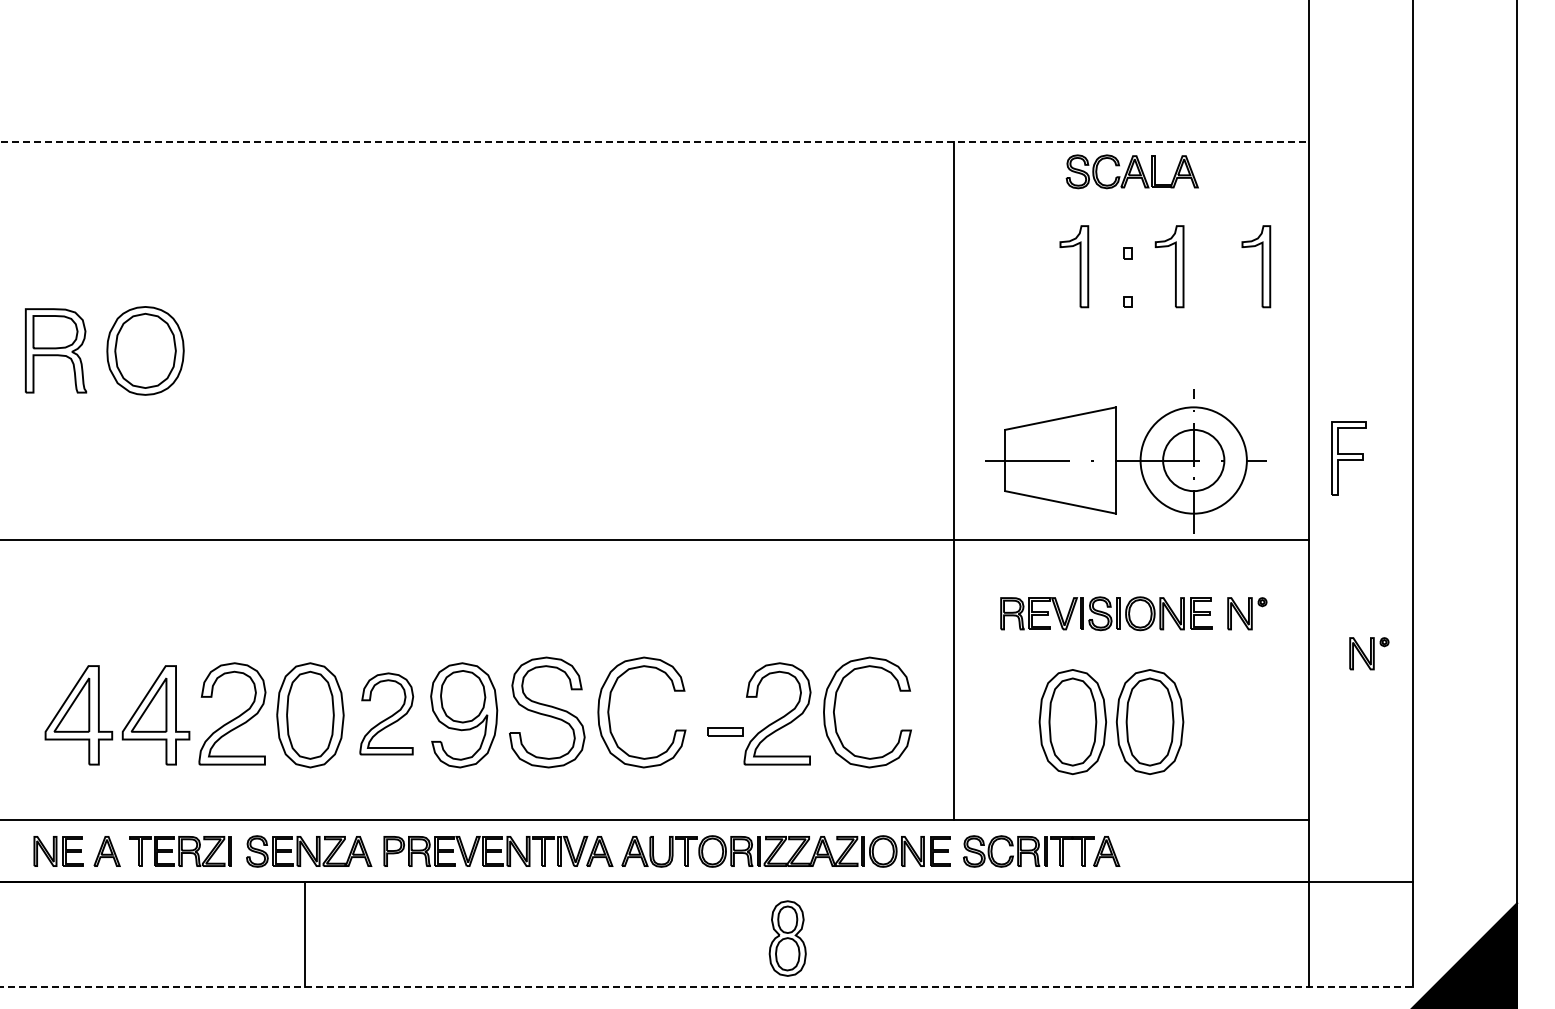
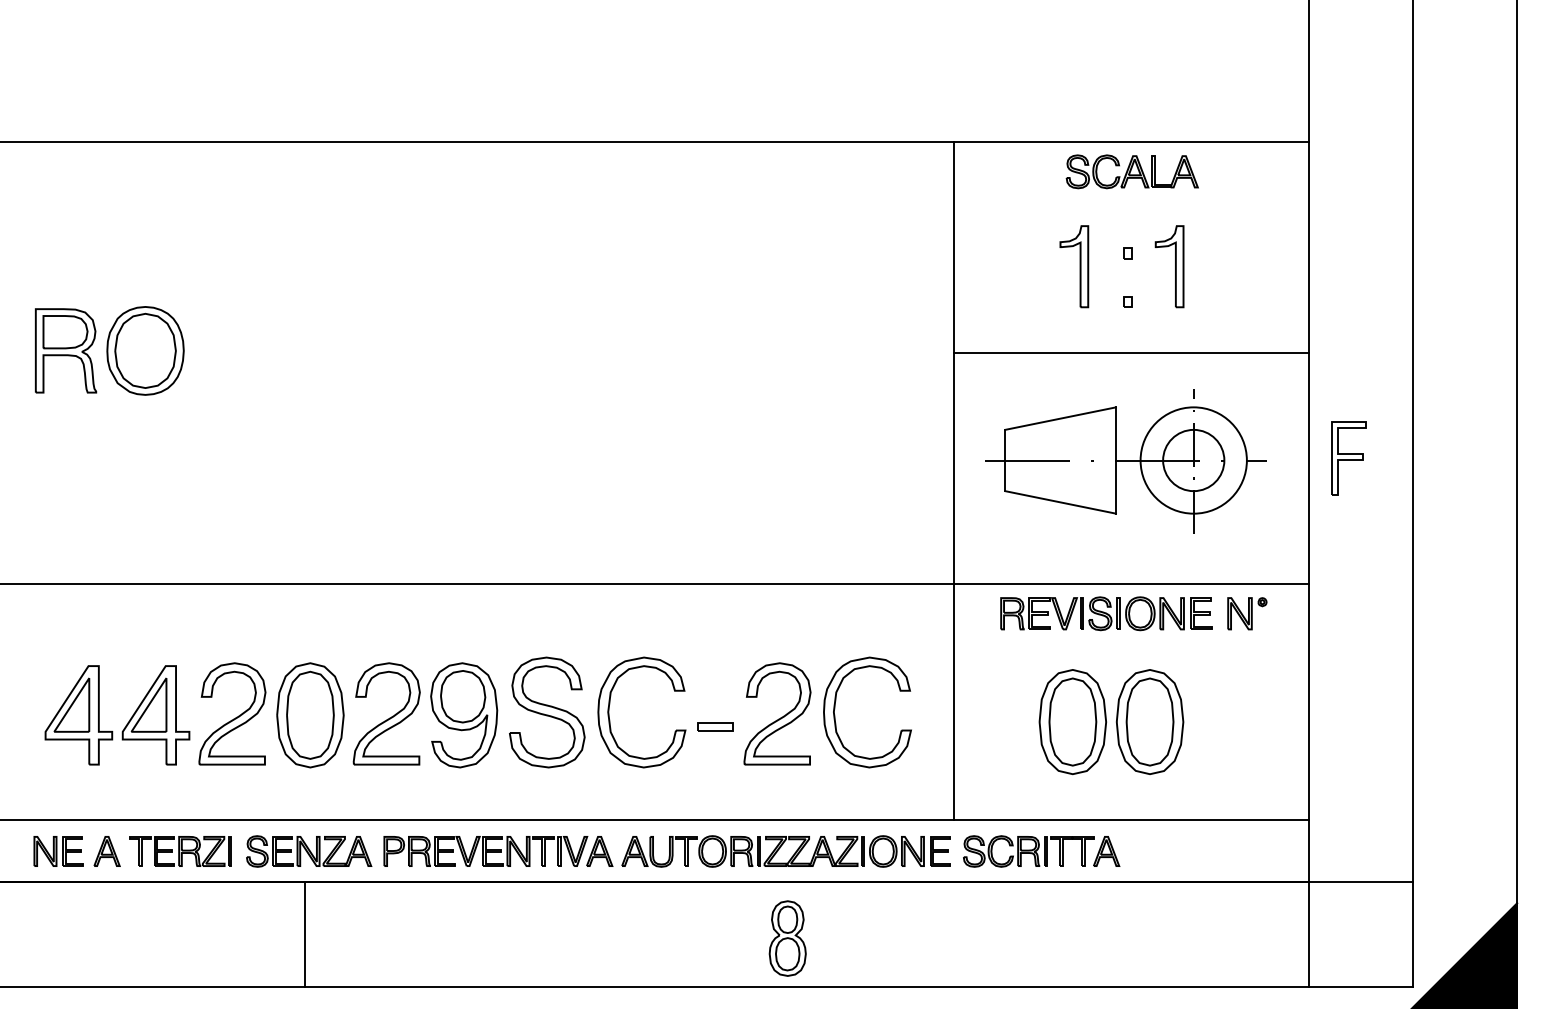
line: dashed -> solid (654, 141)
part: present -> none (1256, 266)
part position: (55, 350) -> (65, 350) (65, 350)
line: none -> present (1130, 352)
line position: (655, 540) -> (655, 584) (655, 584)
part: present -> none (1369, 653)
part size: 56x84 px -> 69x104 px (386, 713)
part position: (725, 731) -> (715, 726) (715, 726)
line: dashed -> solid (707, 986)
